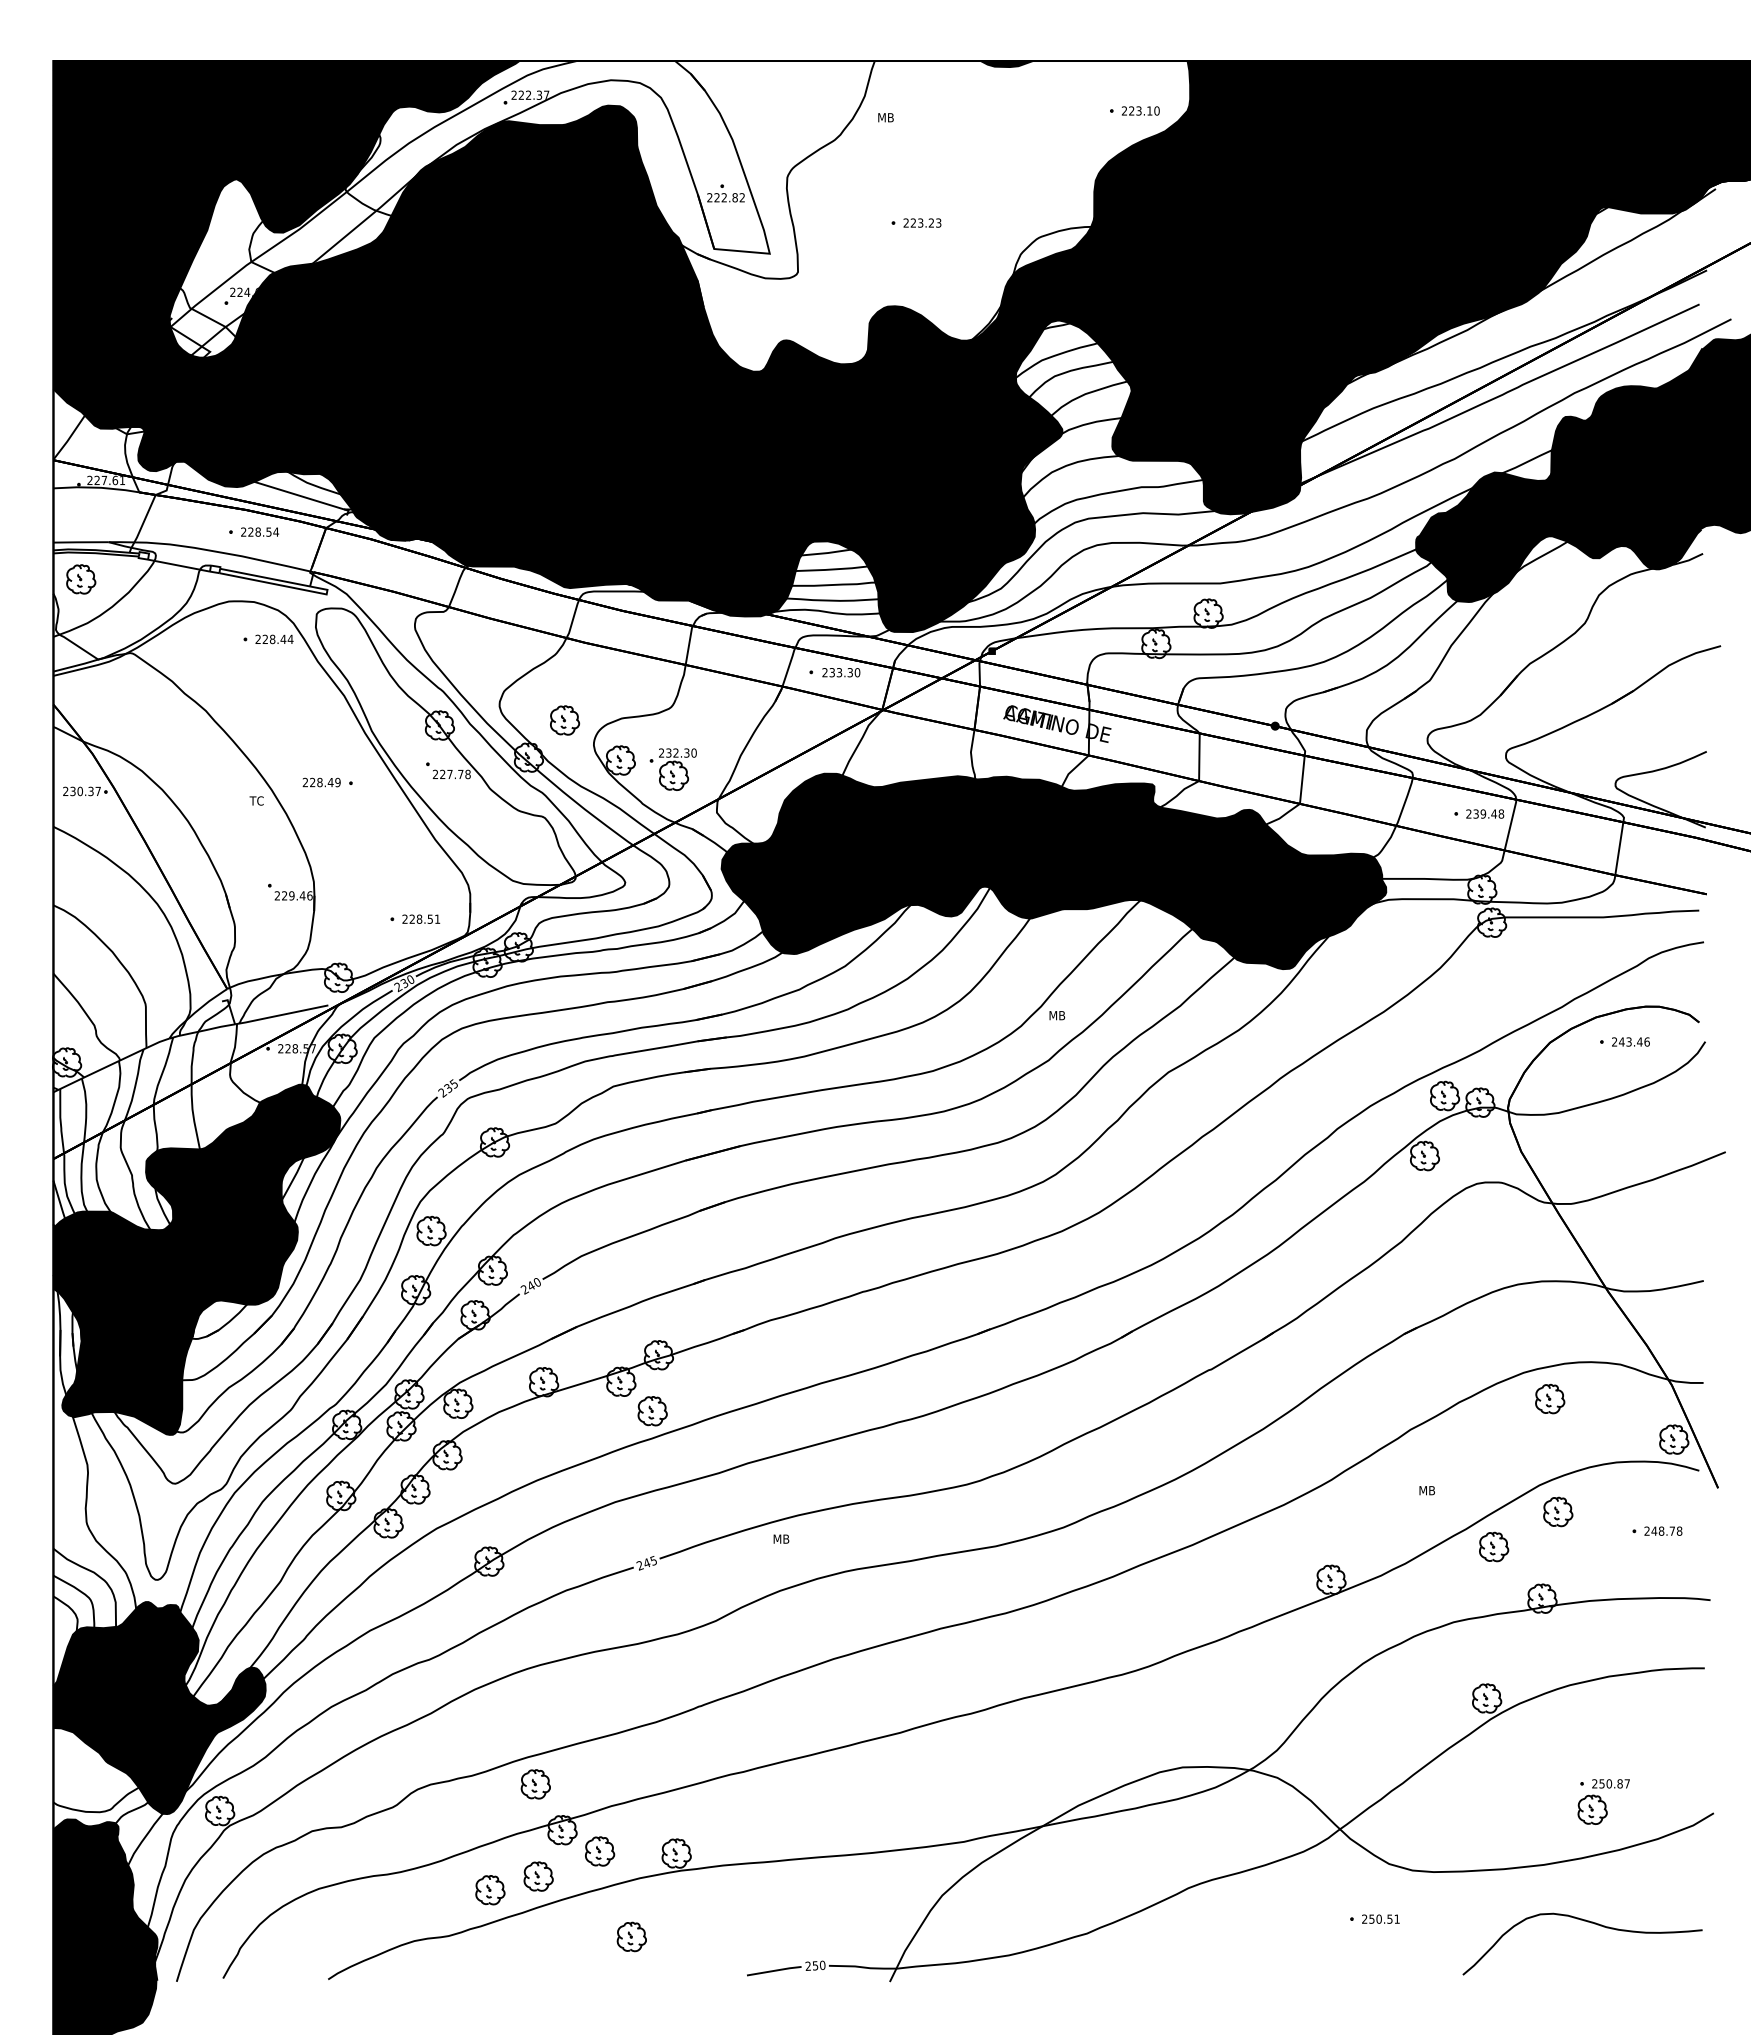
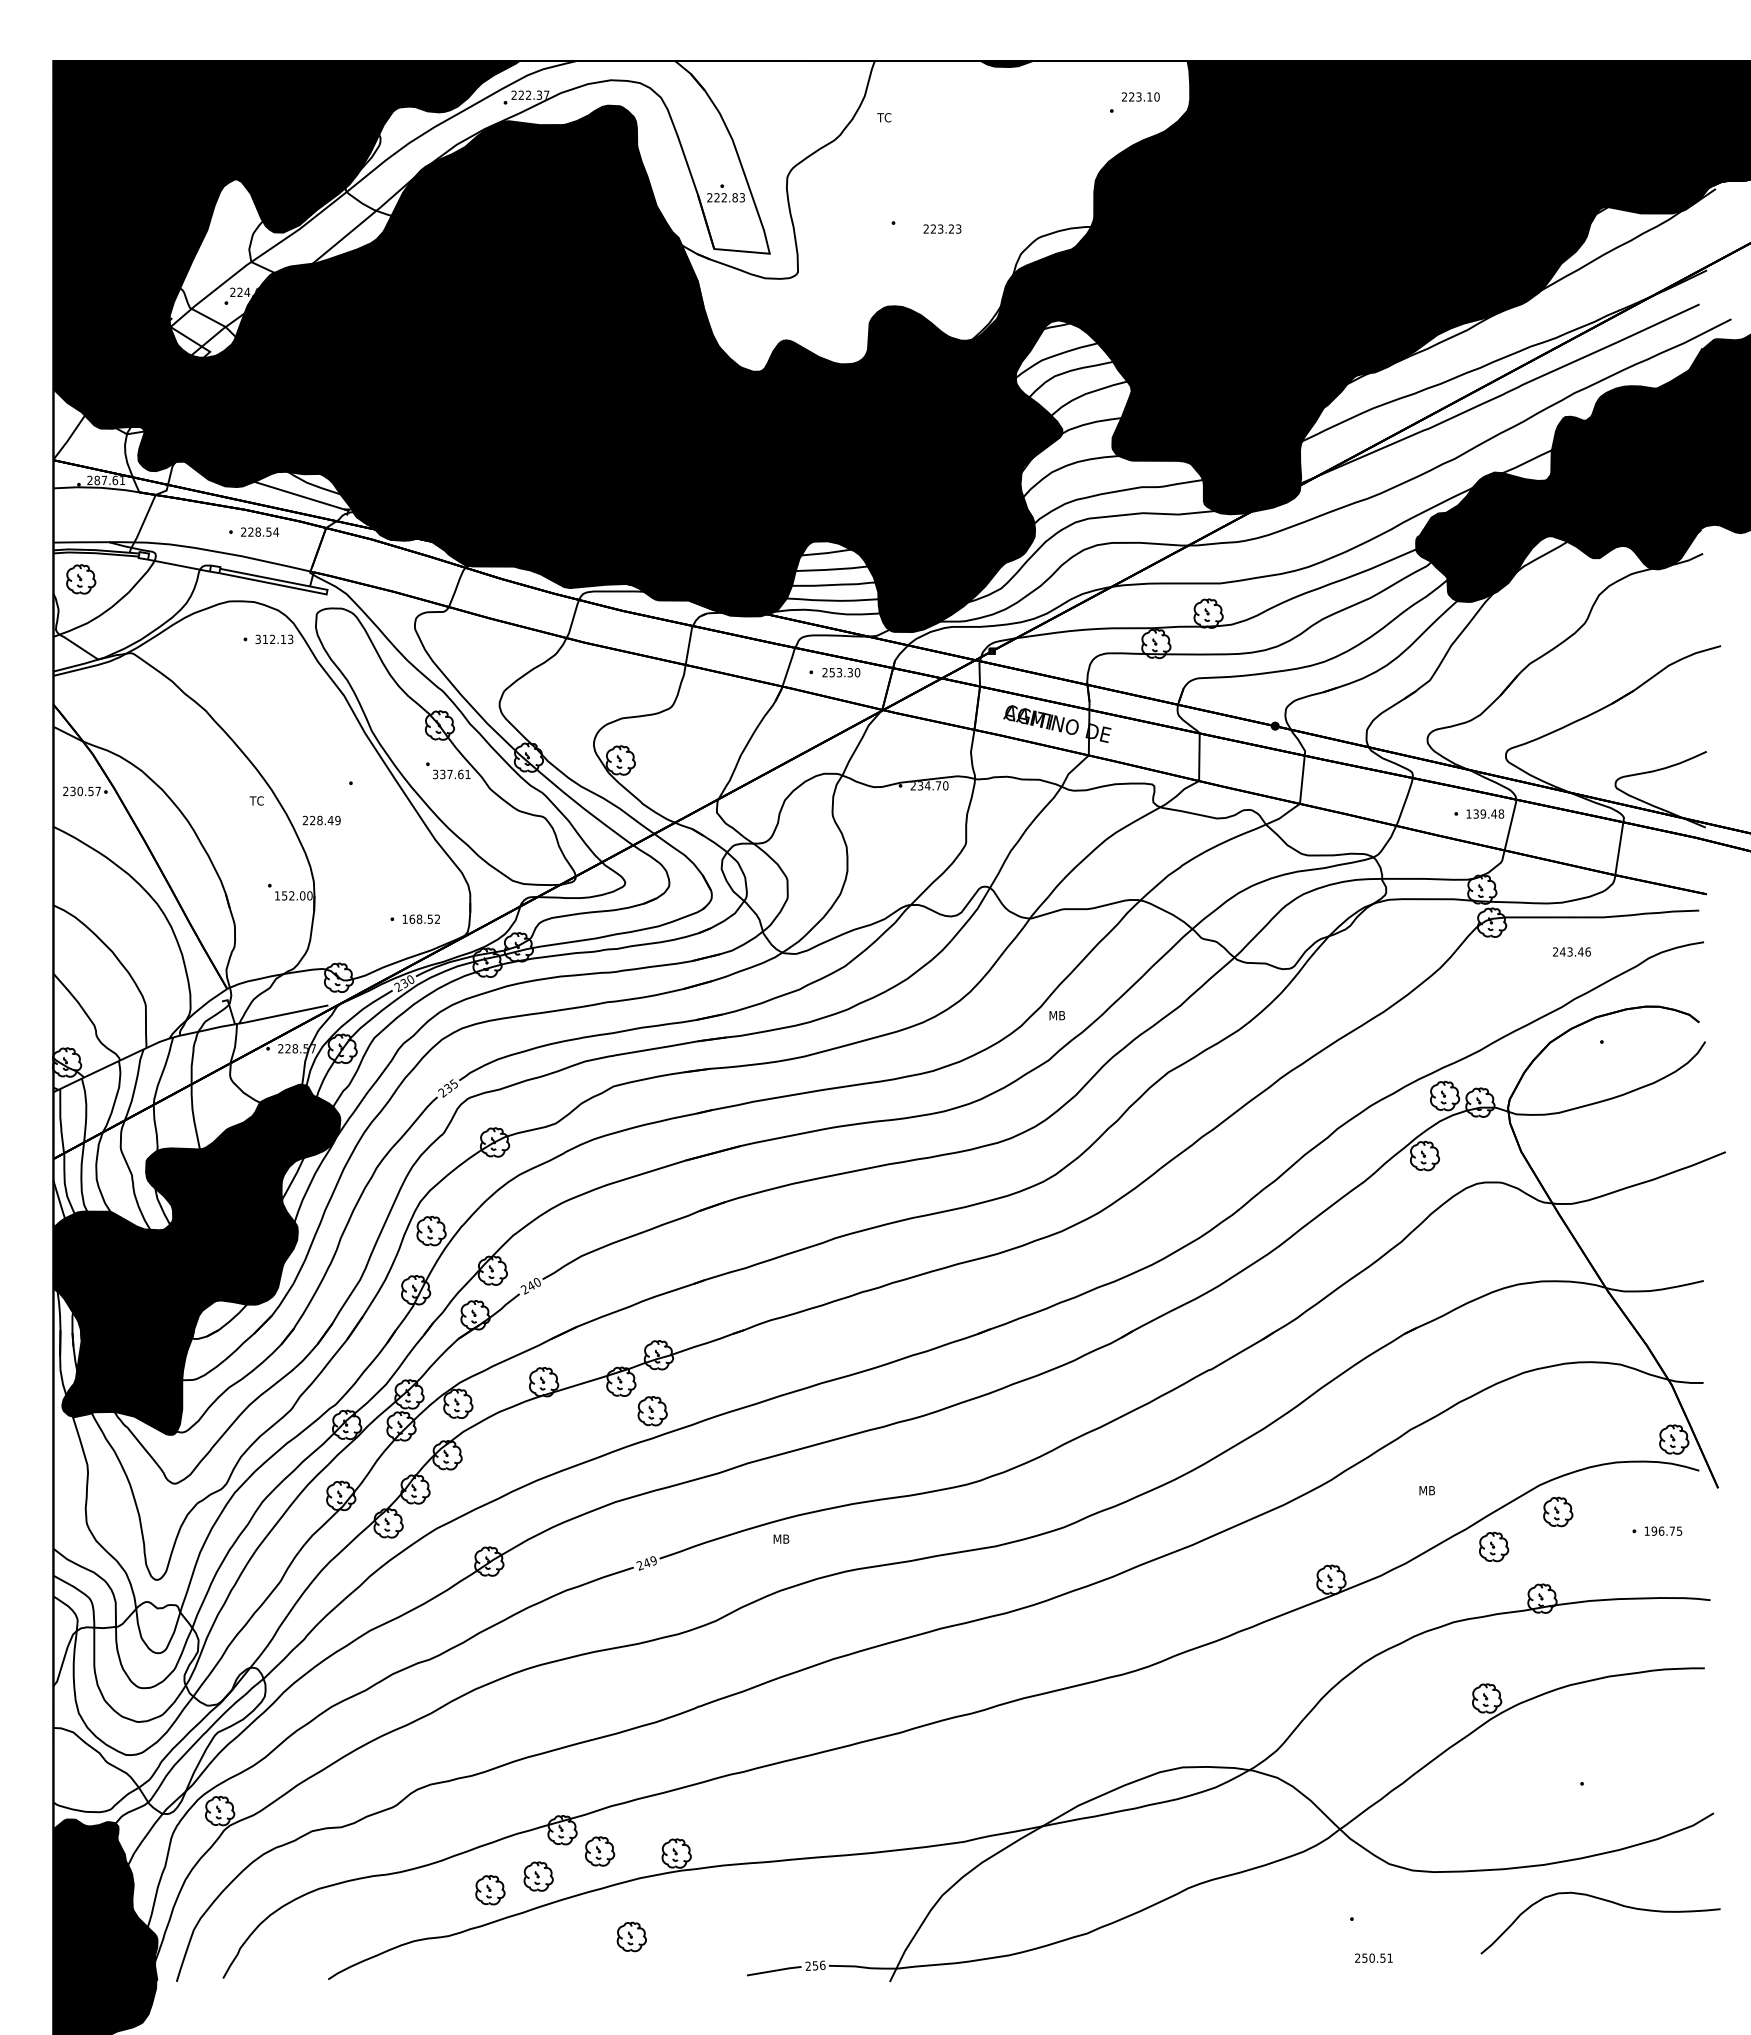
text position: (1140, 110) -> (1140, 96) (1140, 96)
text: MB -> TC (885, 117)
text: 222.82 -> 222.83 (741, 198)
text position: (922, 222) -> (942, 228) (942, 228)
text: 227.61 -> 287.61 (96, 480)
text: 228.44 -> 312.13 (274, 639)
text: 233.30 -> 253.30 (832, 672)
part: present -> none (565, 720)
part: present -> none (672, 769)
text: 227.78 -> 337.61 (451, 774)
text position: (321, 782) -> (321, 820) (321, 820)
text: 230.37 -> 230.57 (90, 790)
text: 239.48 -> 139.48 (1468, 813)
fill: present -> none (1053, 871)
text: 229.46 -> 152.00 (293, 895)
text: 228.51 -> 168.52 (420, 918)
text position: (1630, 1041) -> (1571, 951) (1571, 951)
part: present -> none (1550, 1399)
text: 248.78 -> 196.75 (1663, 1530)
text: 245 -> 249 (653, 1560)
fill: present -> none (159, 1708)
part: present -> none (535, 1784)
part: present -> none (1603, 1801)
text position: (1380, 1918) -> (1373, 1957) (1373, 1957)
curve position: (1587, 1922) -> (1605, 1901) (1605, 1901)
text: 250 -> 256 (822, 1964)
